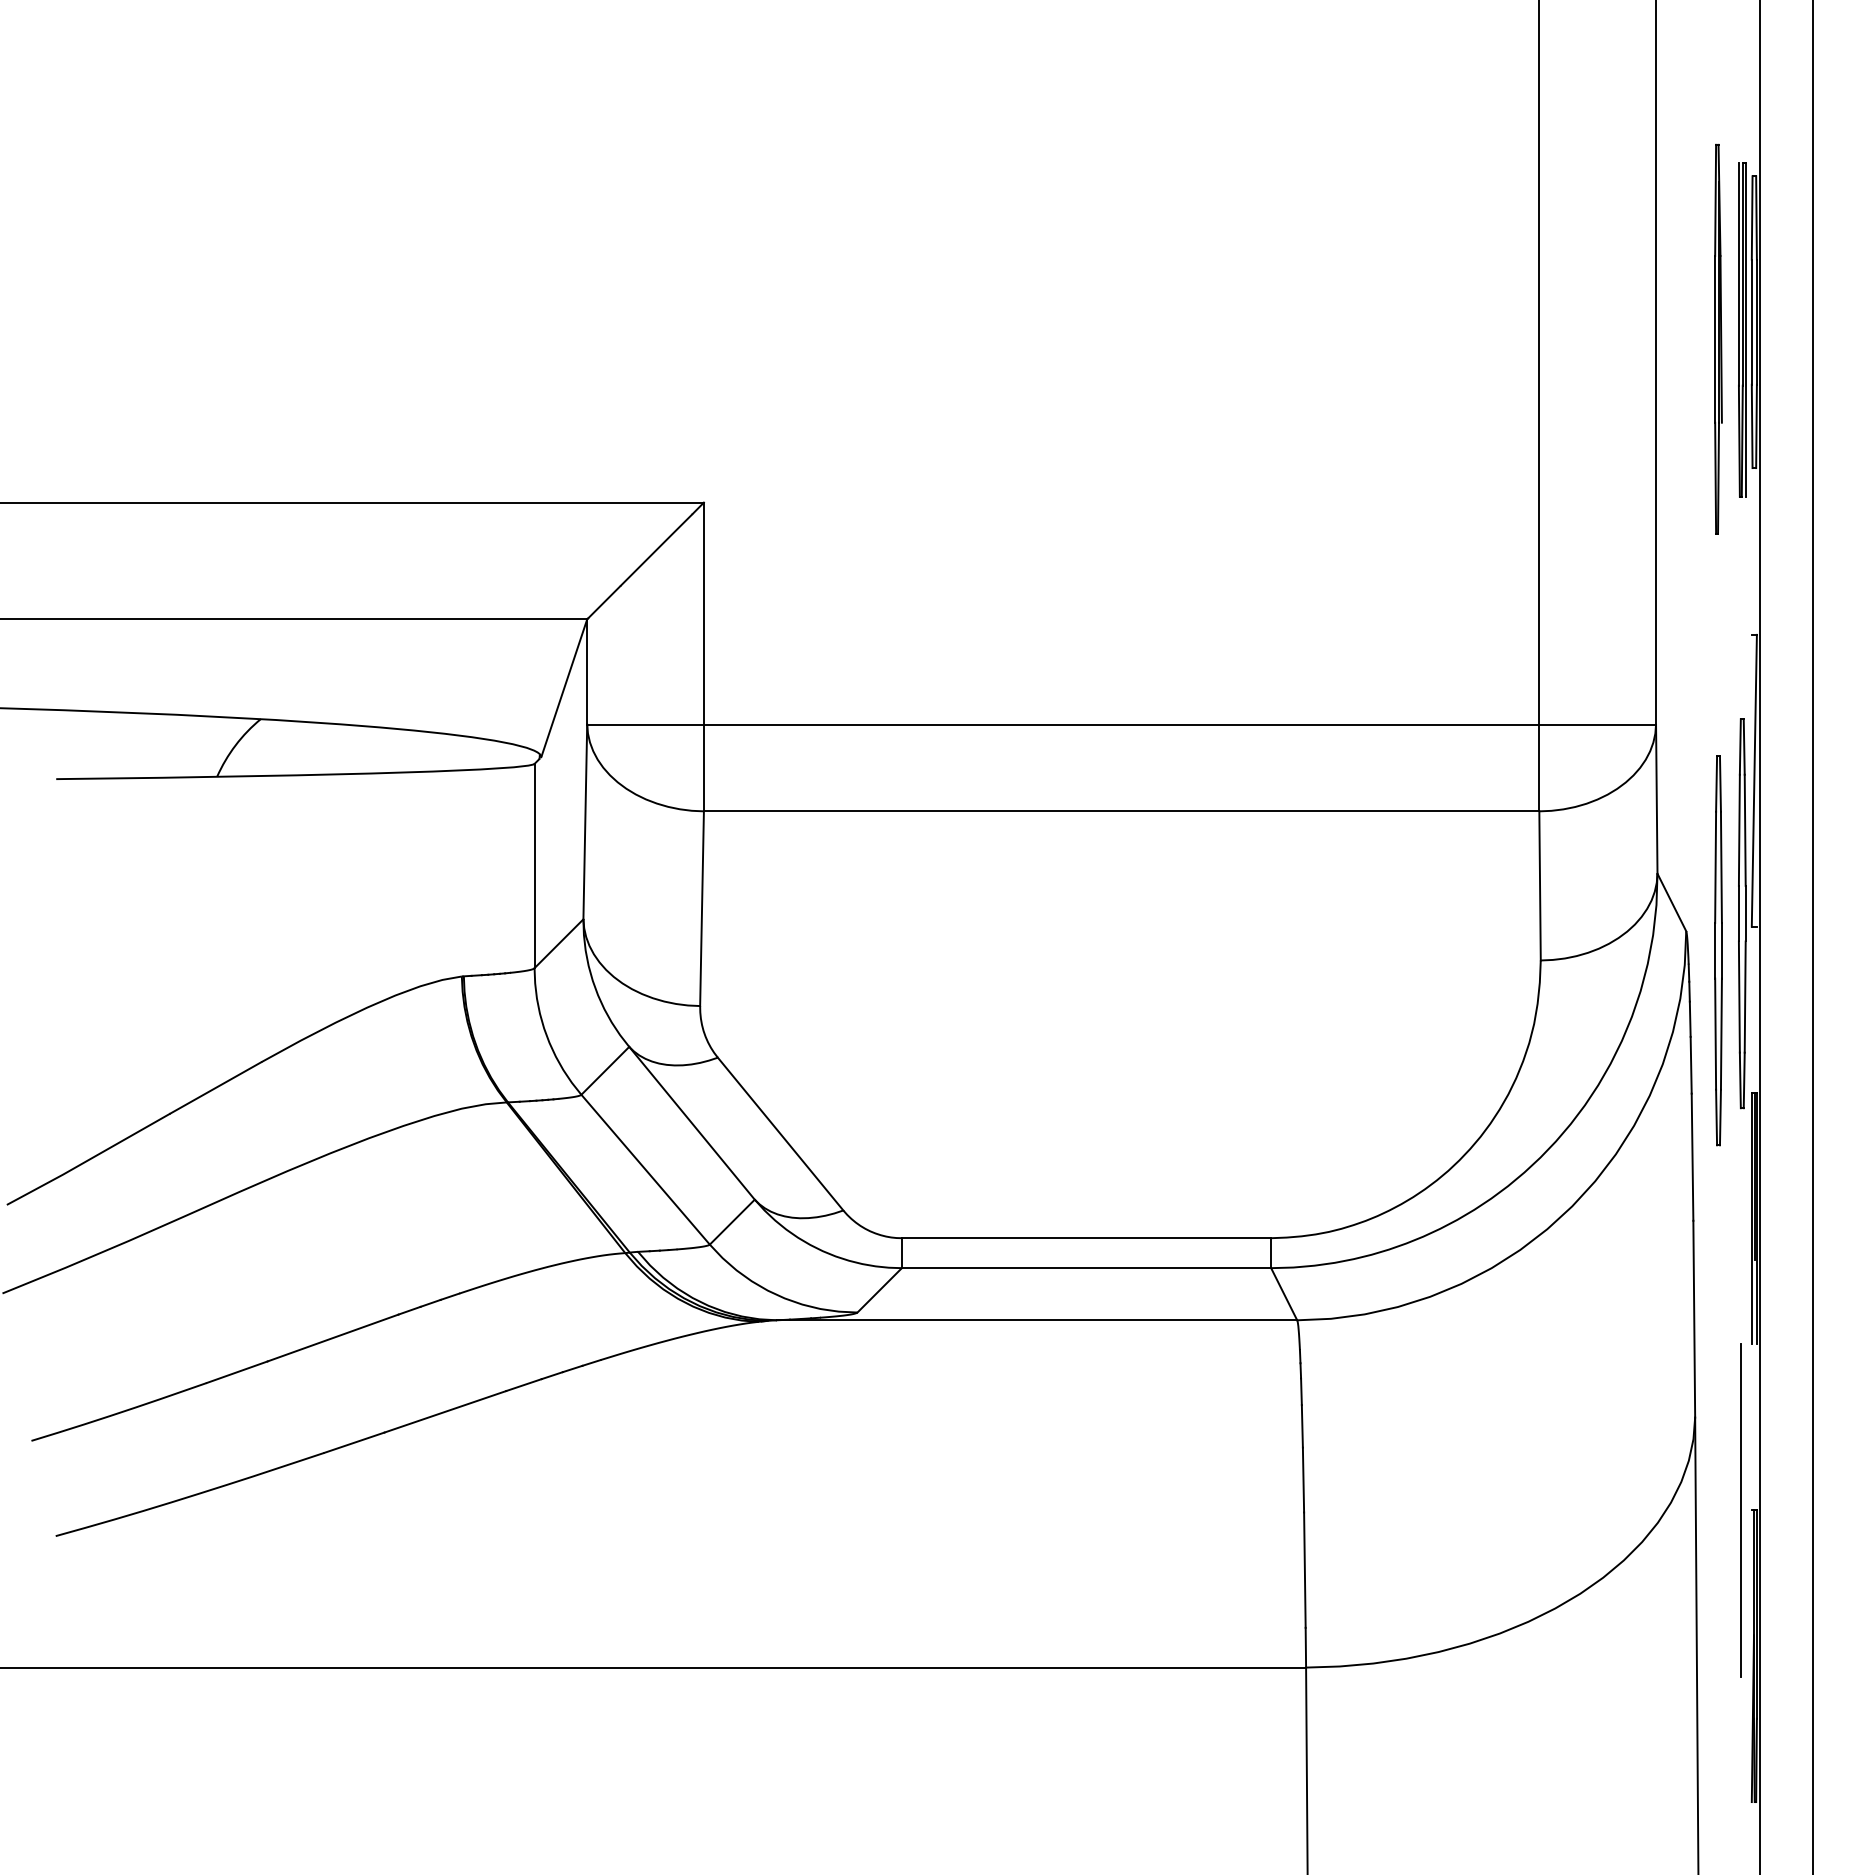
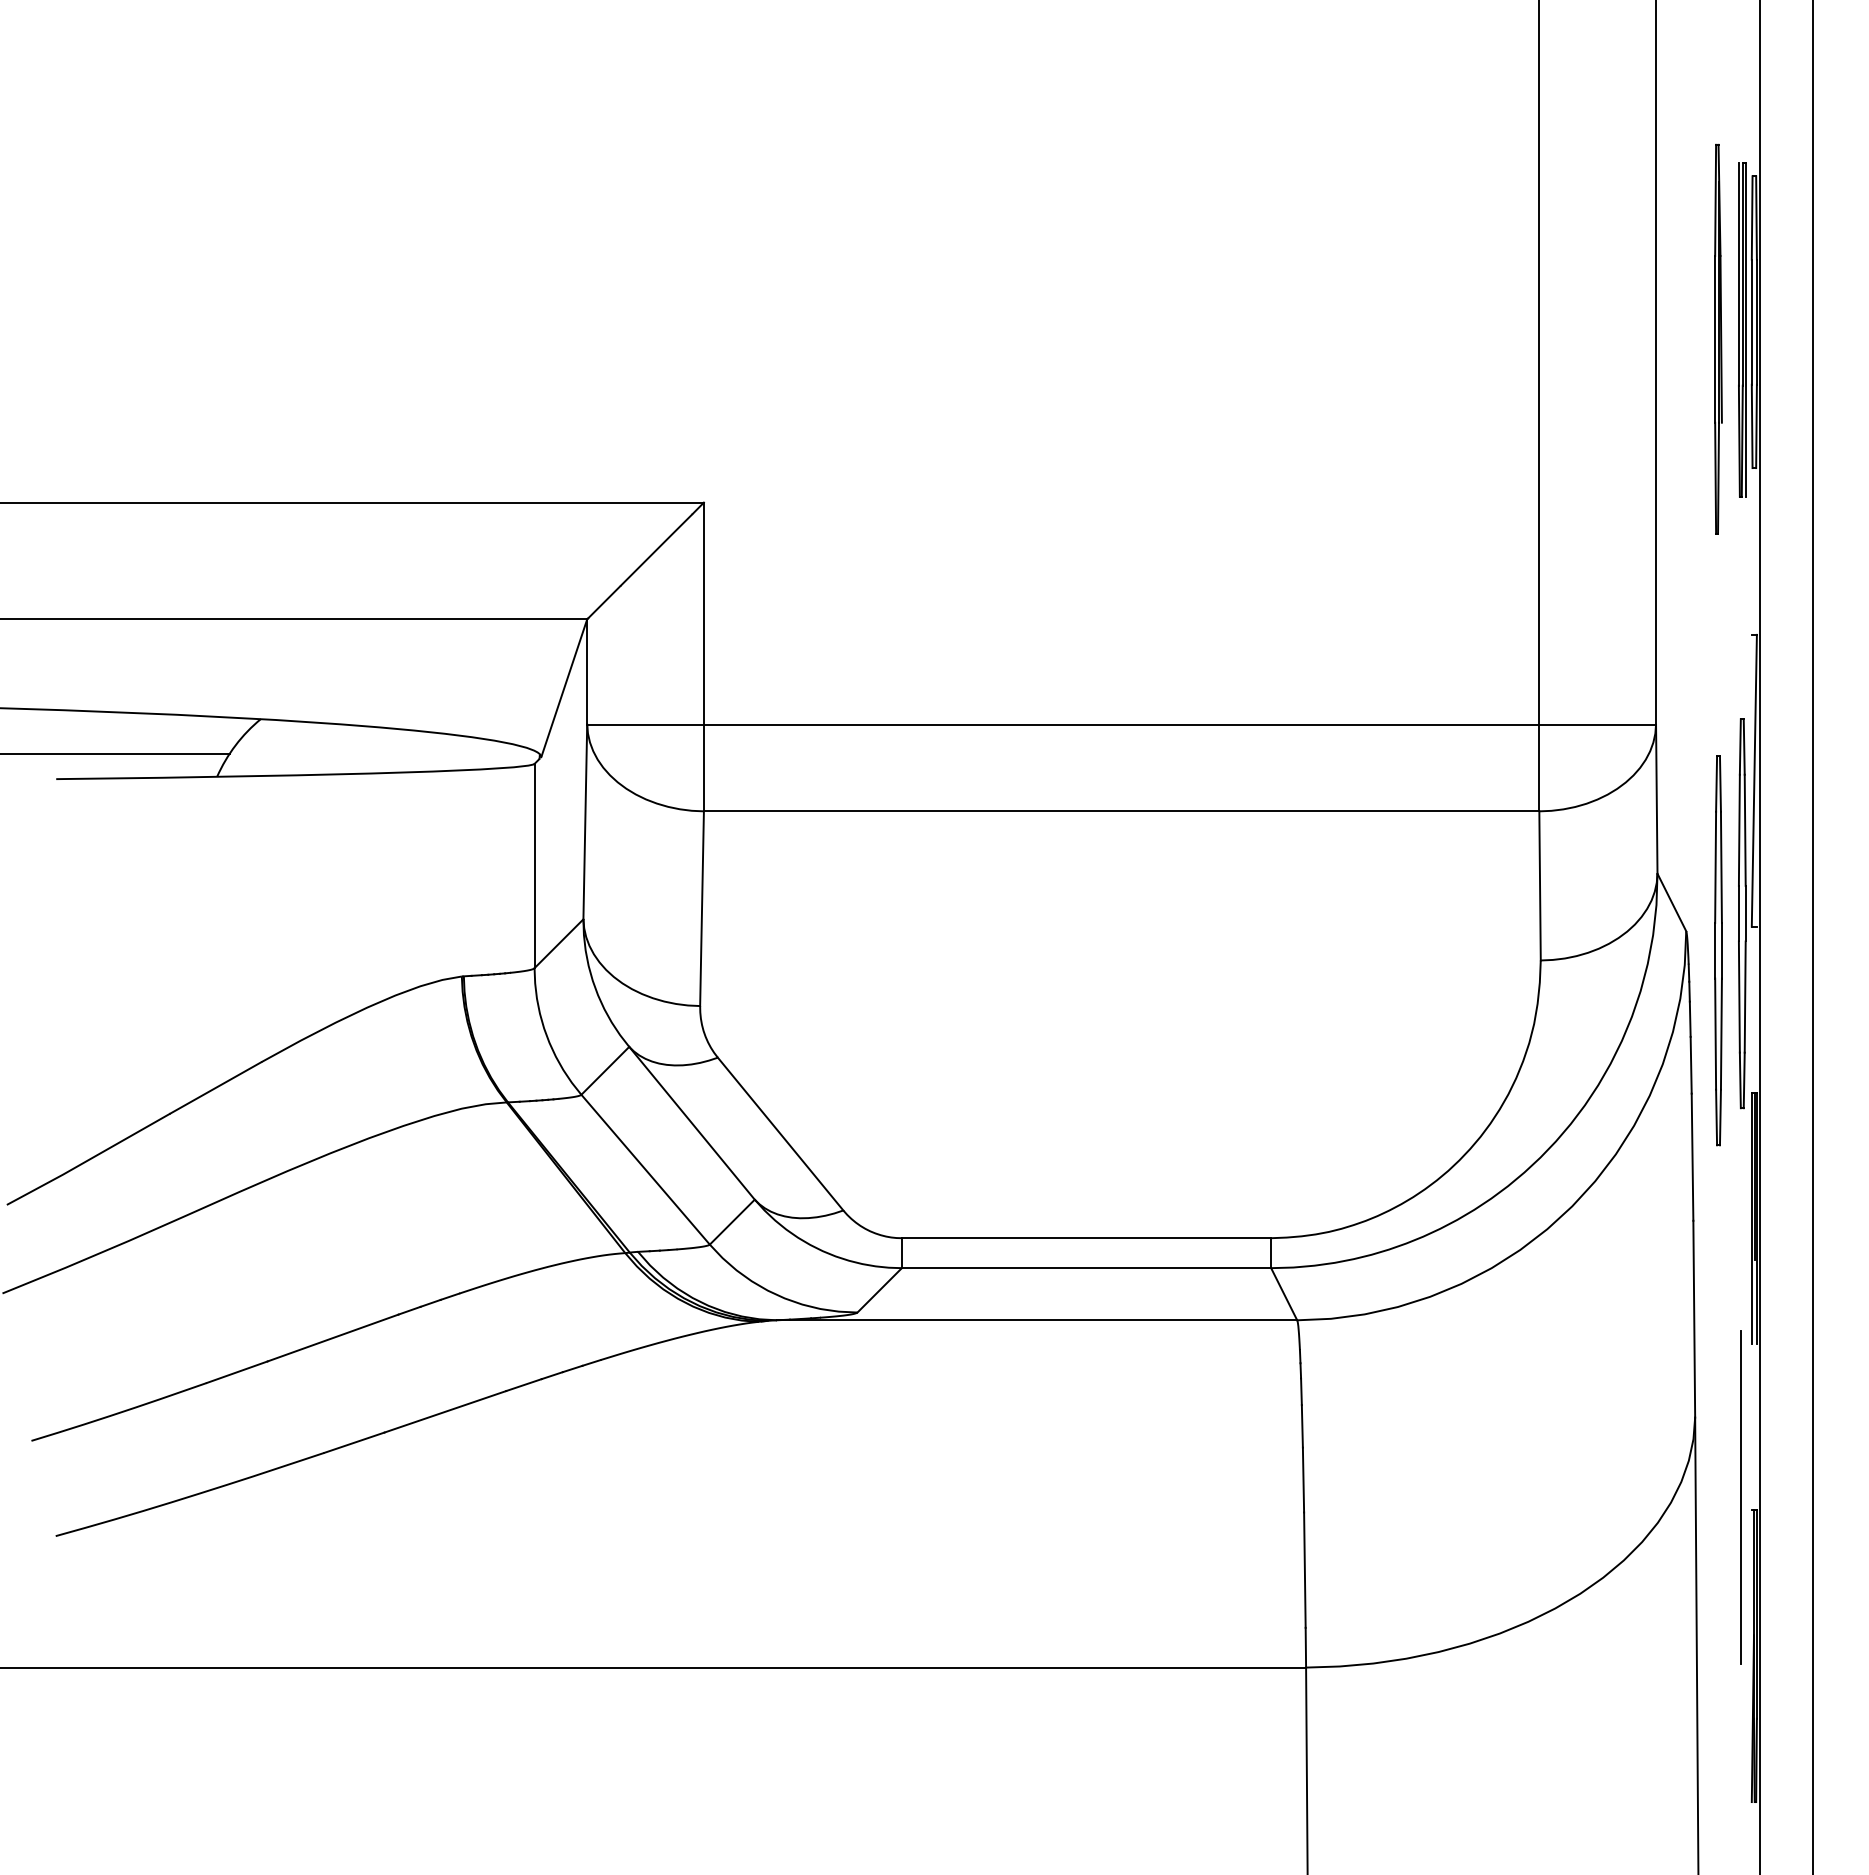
line: none -> present (115, 754)
line position: (1740, 1510) -> (1740, 1497) (1740, 1497)
